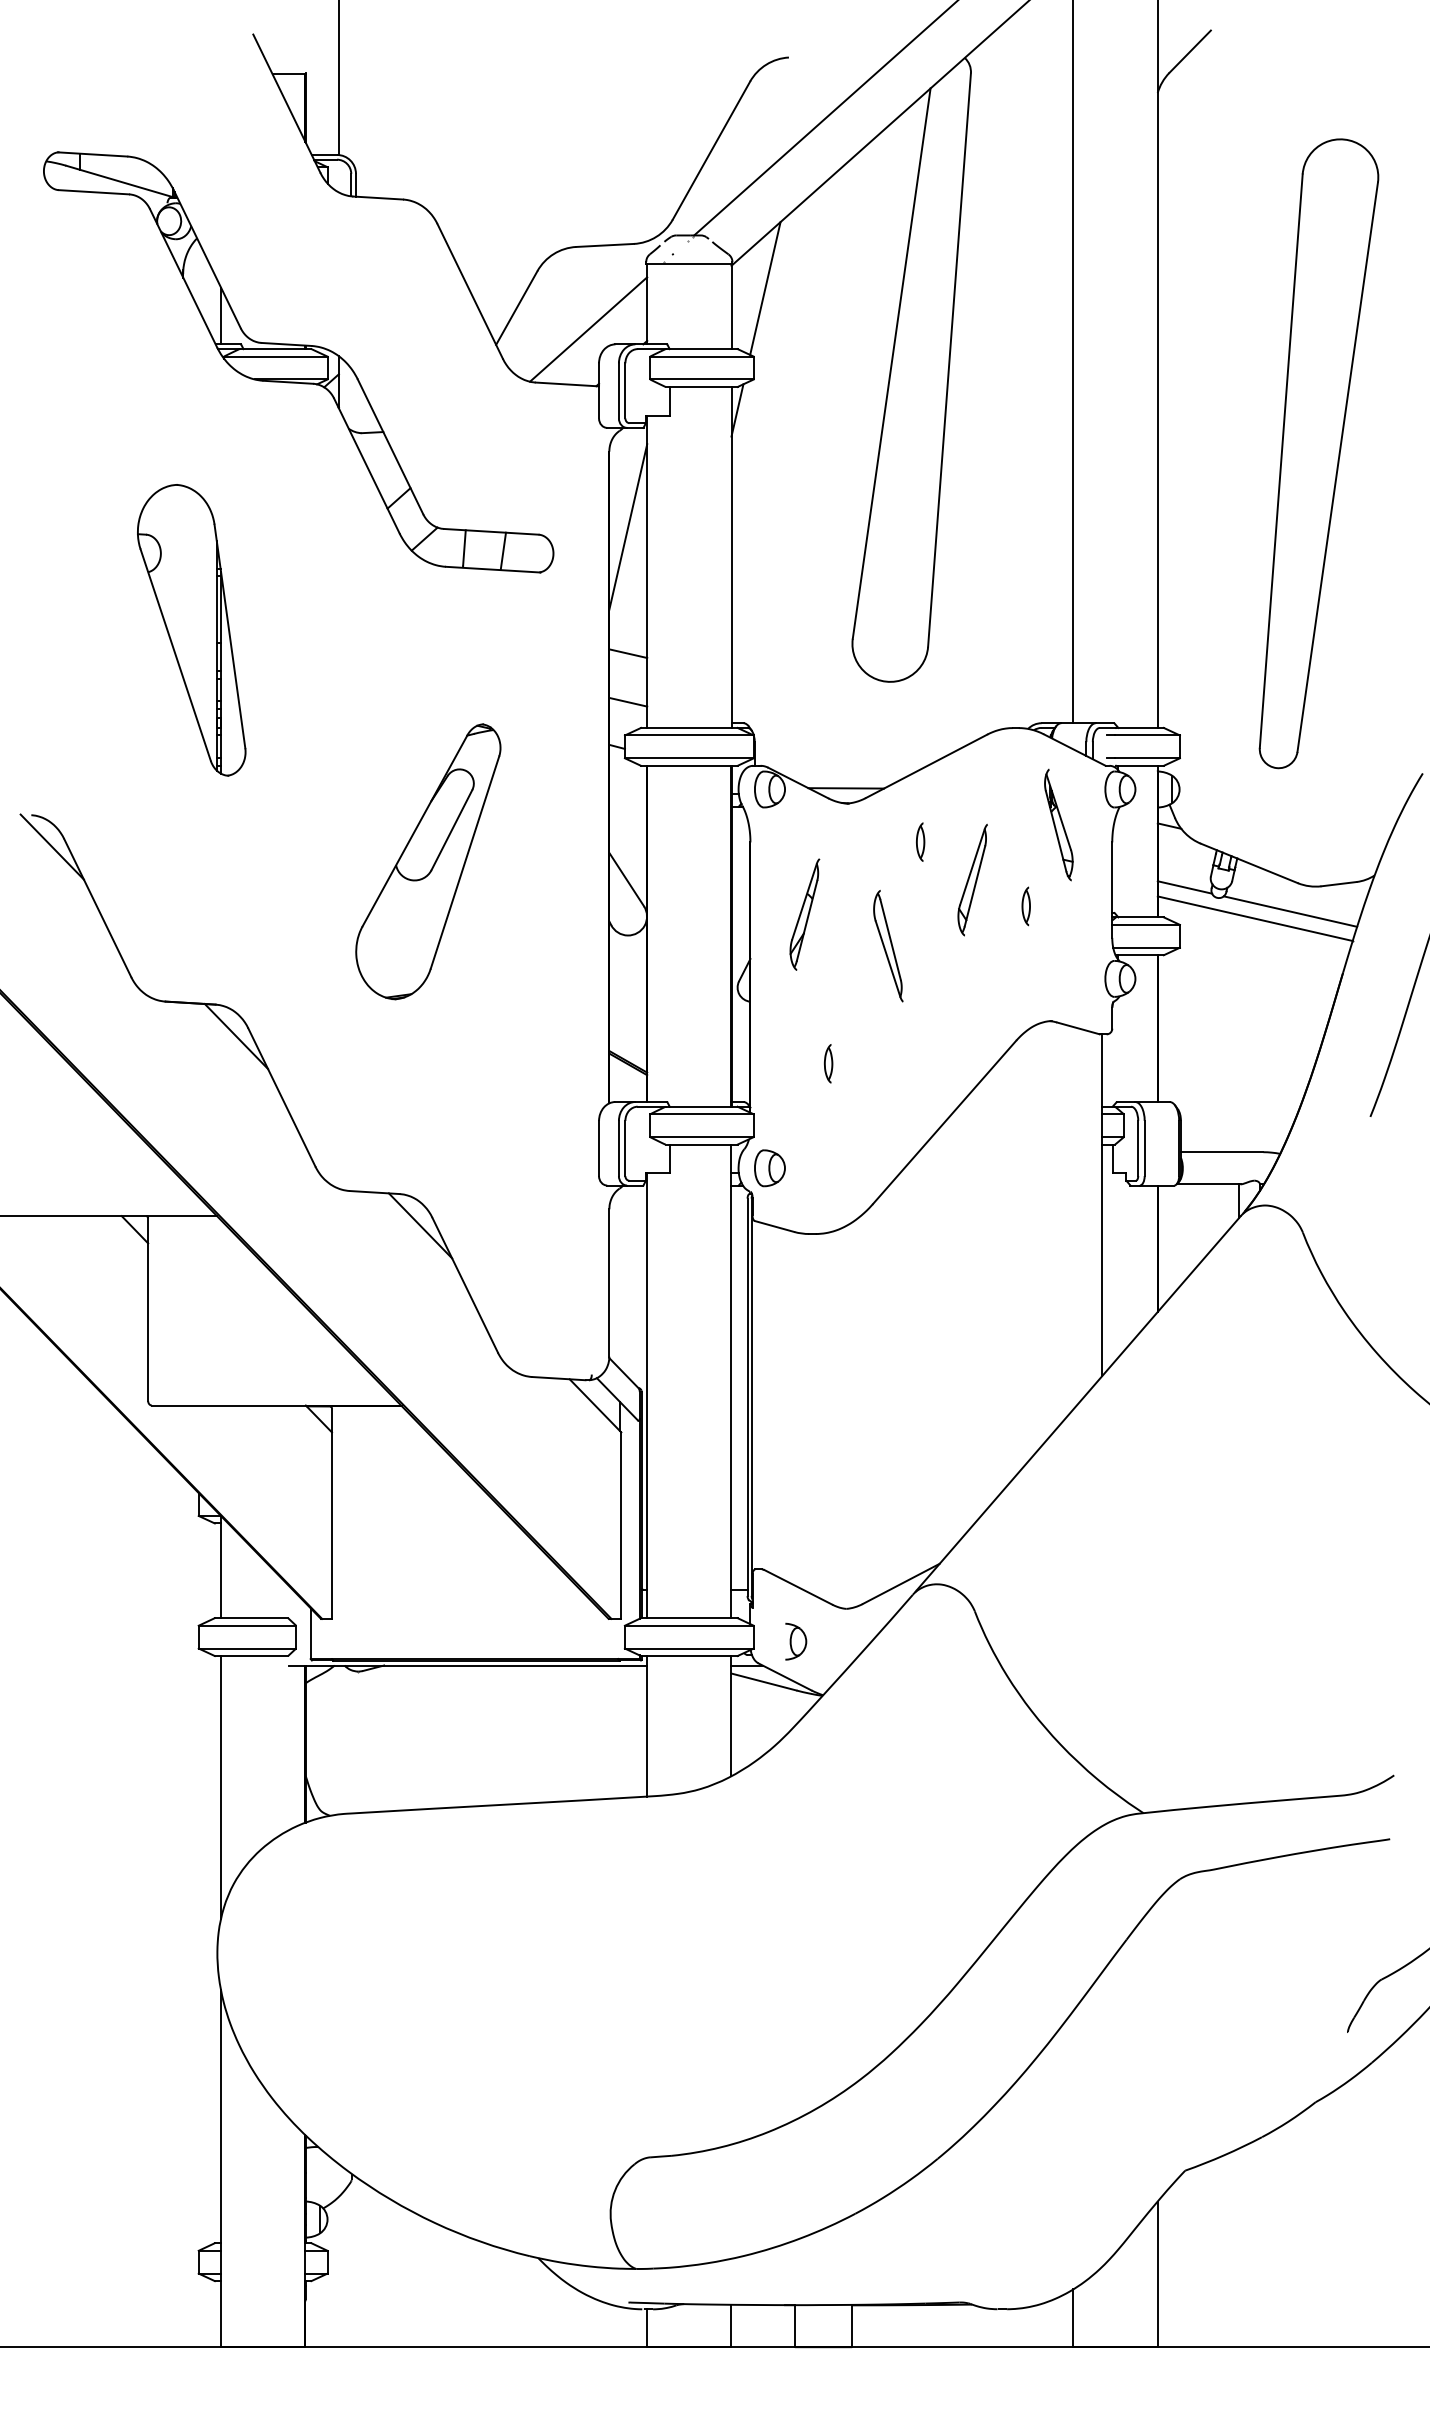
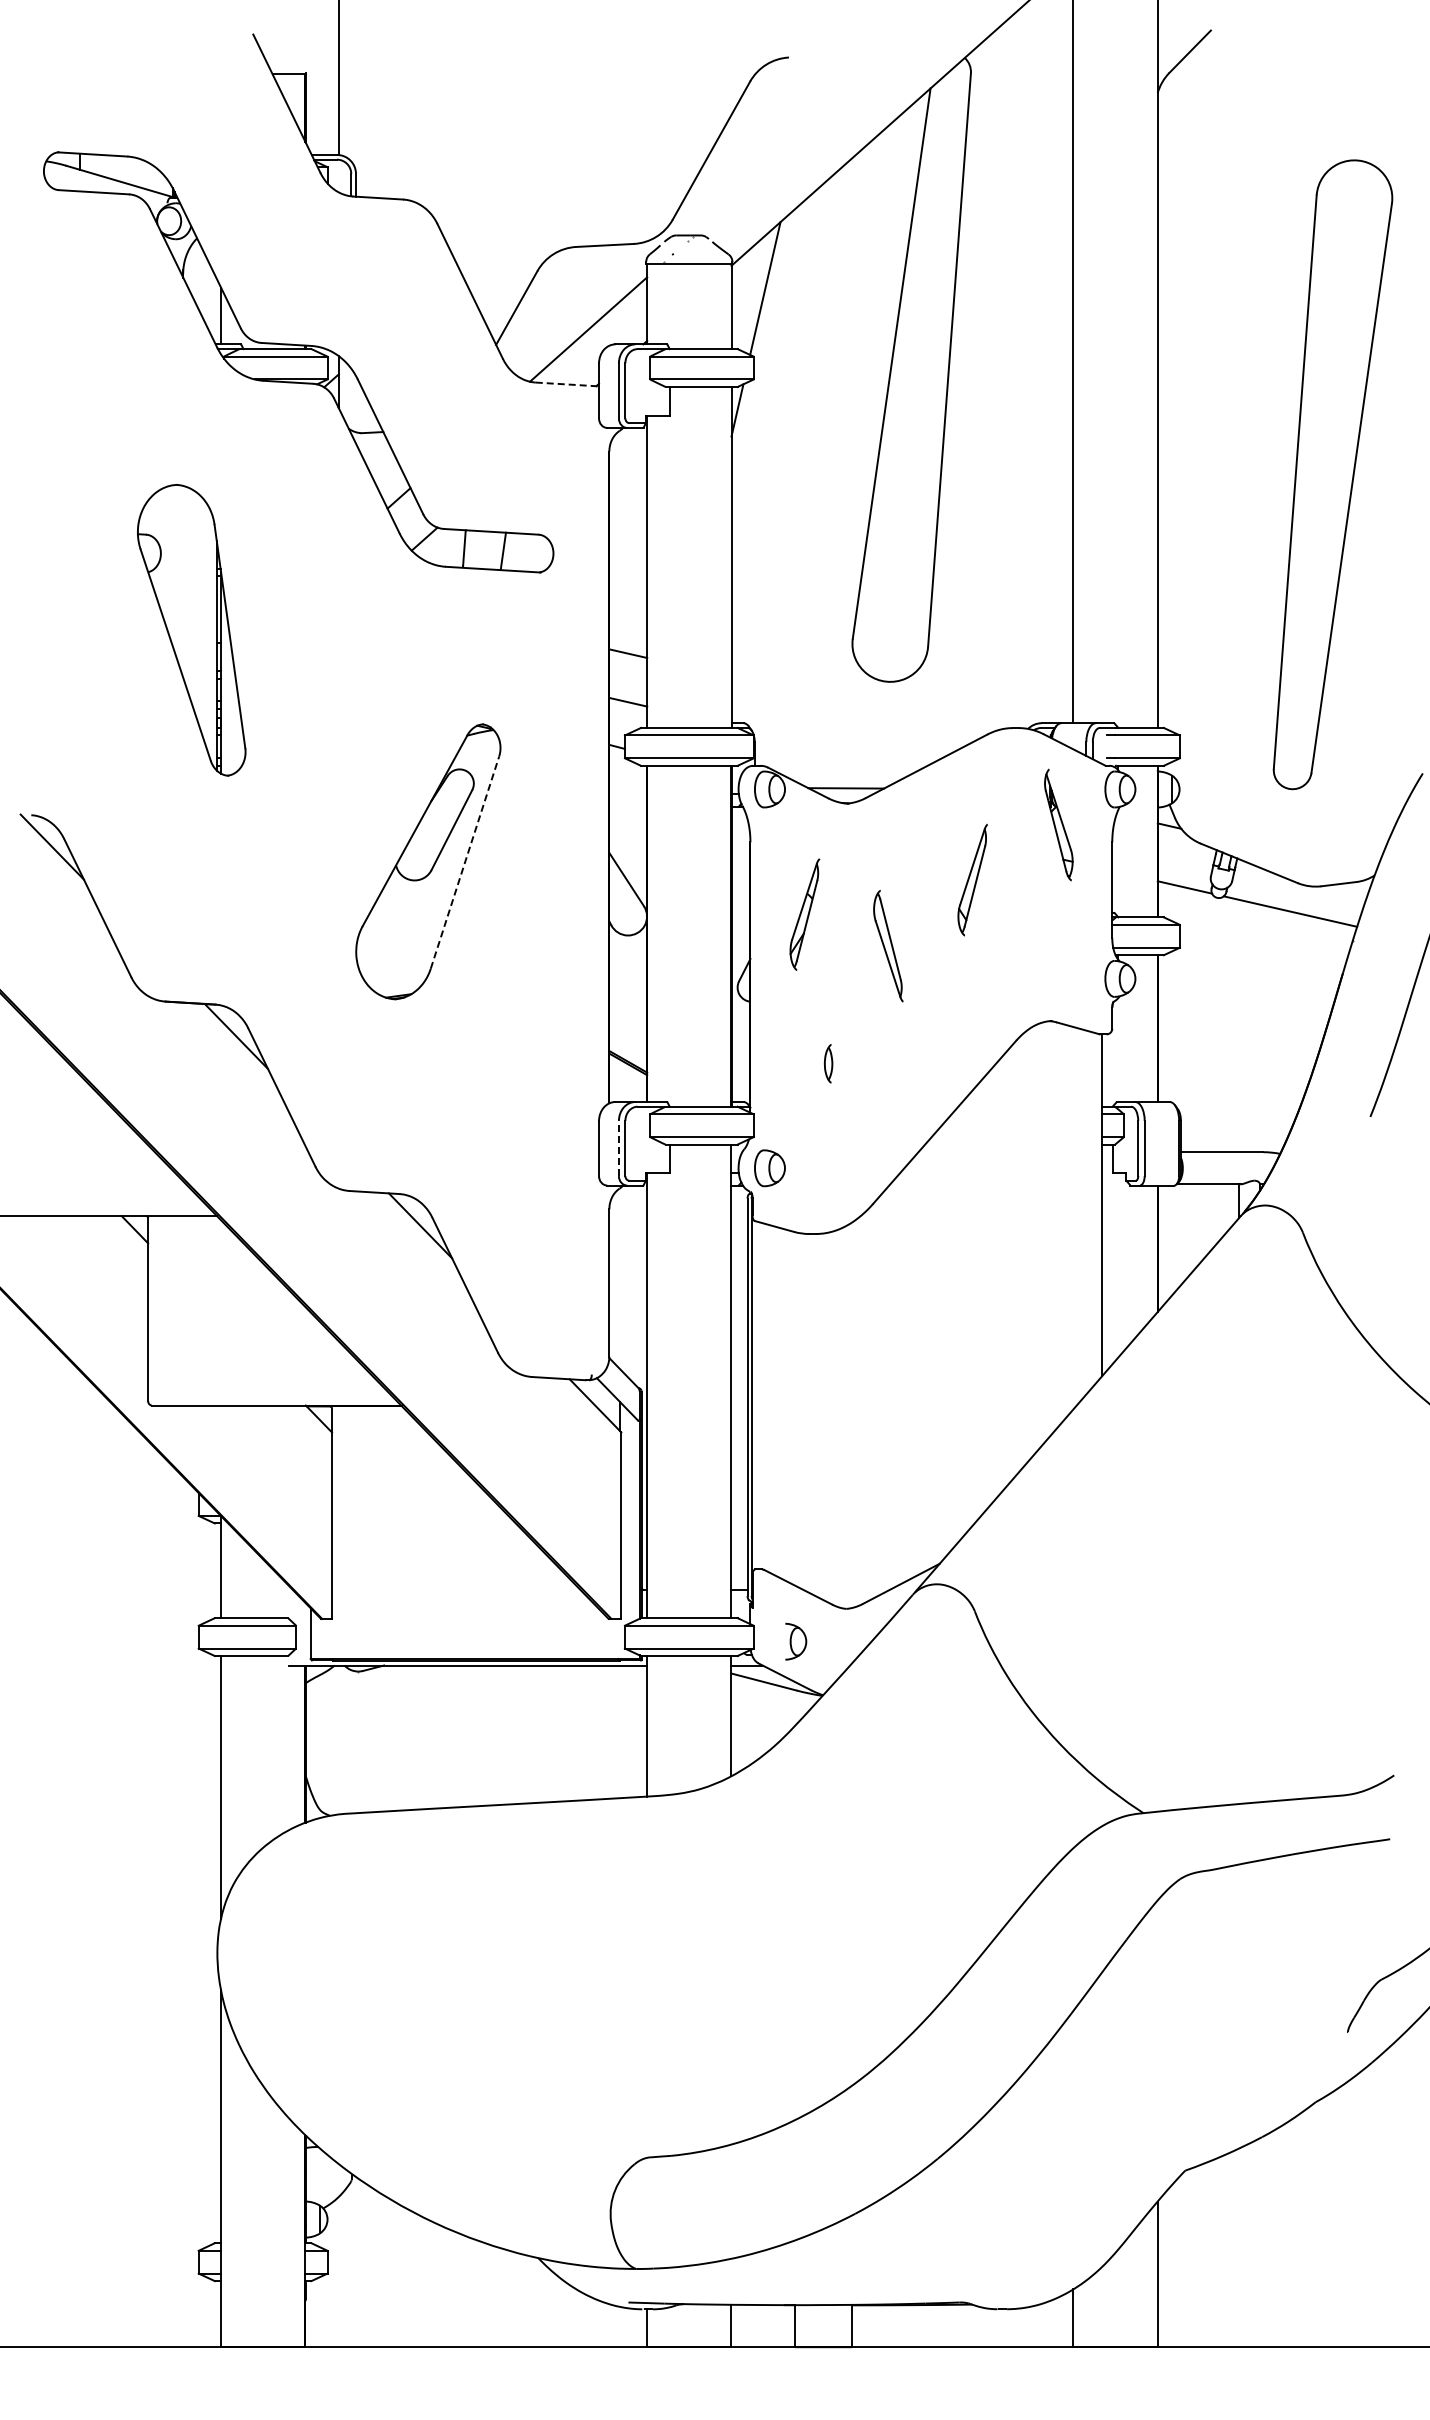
line: present -> none (824, 118)
line: solid -> dashed (567, 384)
part position: (1318, 453) -> (1332, 474) (1332, 474)
line: present -> none (628, 526)
part: present -> none (920, 841)
line: solid -> dashed (465, 862)
part: present -> none (1025, 906)
line: present -> none (1254, 918)
line: solid -> dashed (618, 1148)
